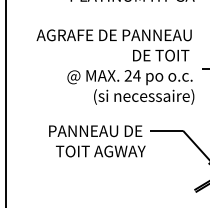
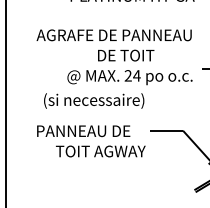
text position: (161, 55) -> (126, 55) (126, 55)
text position: (144, 96) -> (94, 100) (94, 100)
text position: (95, 131) -> (83, 131) (83, 131)
